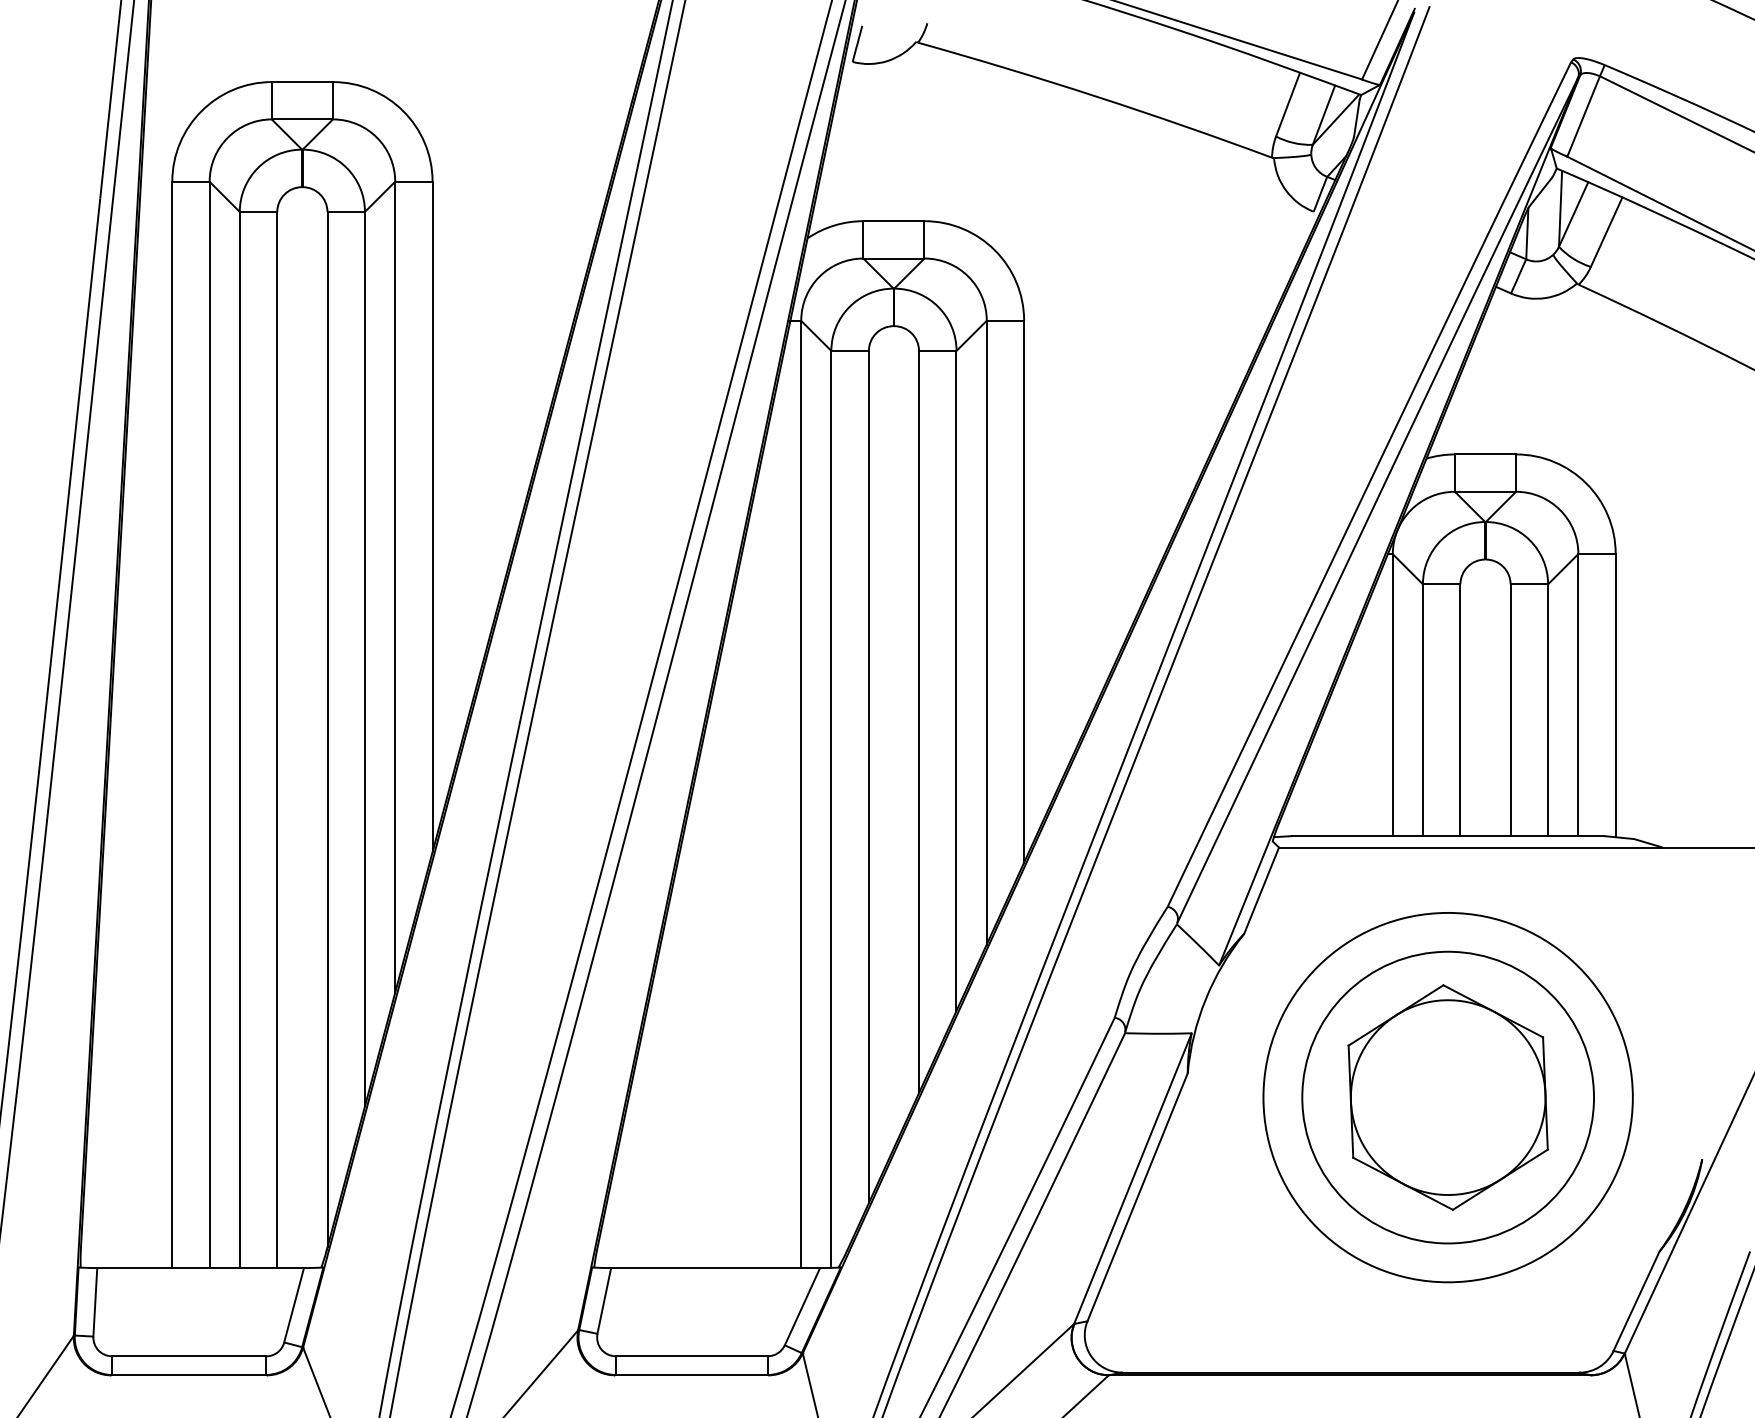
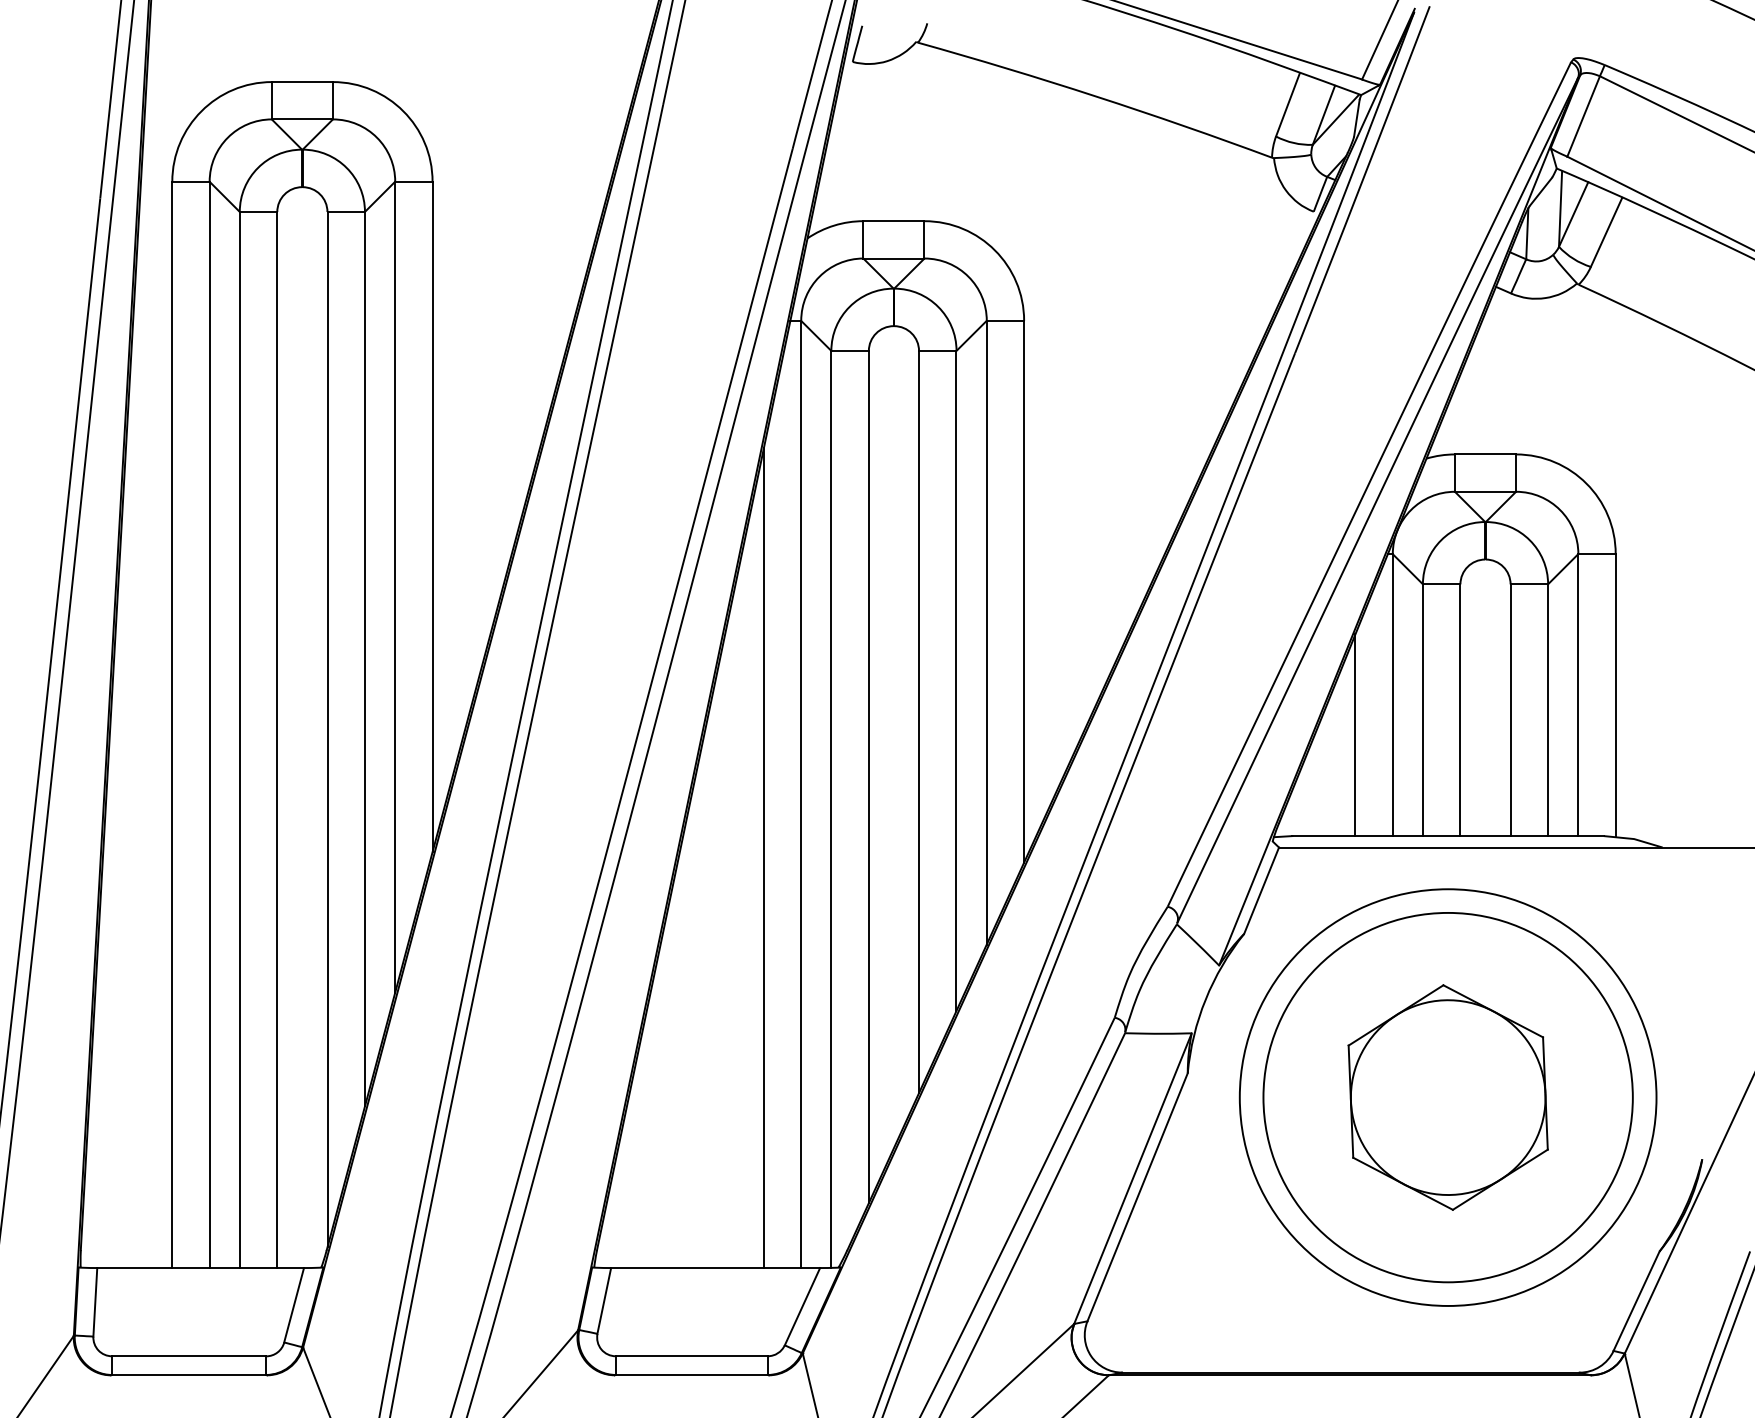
line: none -> present (1355, 735)
line: none -> present (763, 858)
circle diameter: 292 px -> 417 px (1447, 1097)
